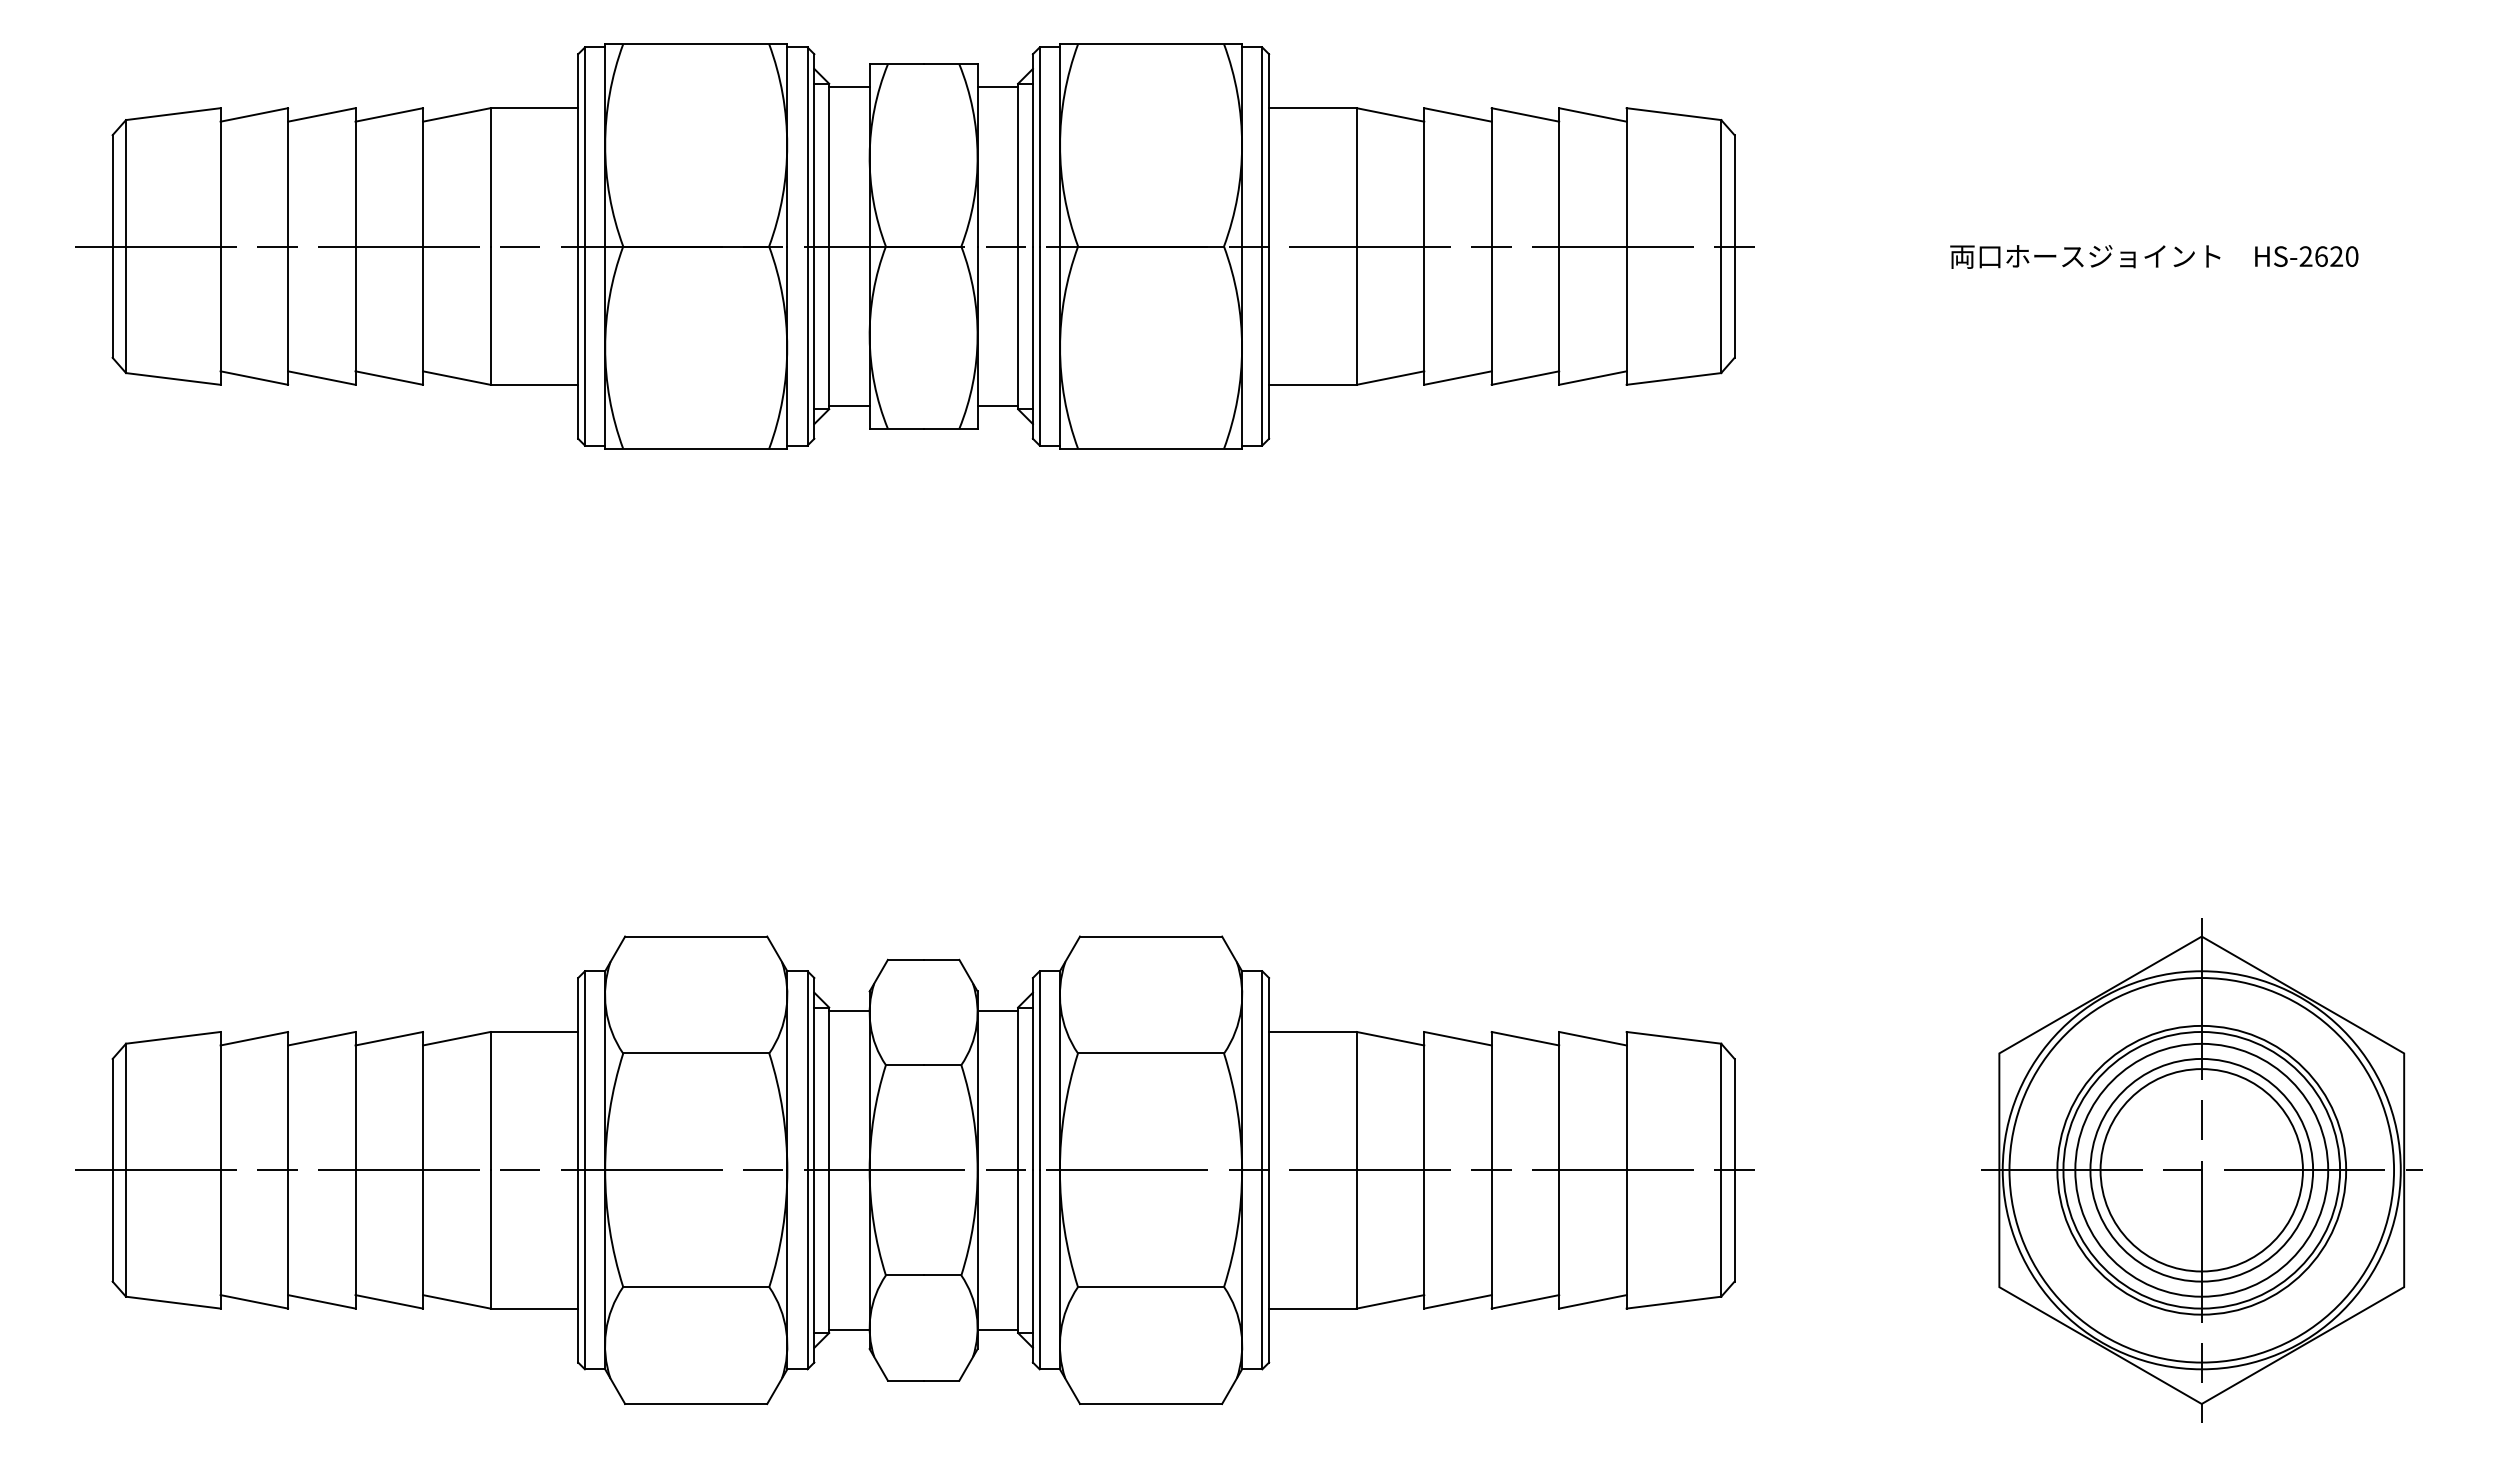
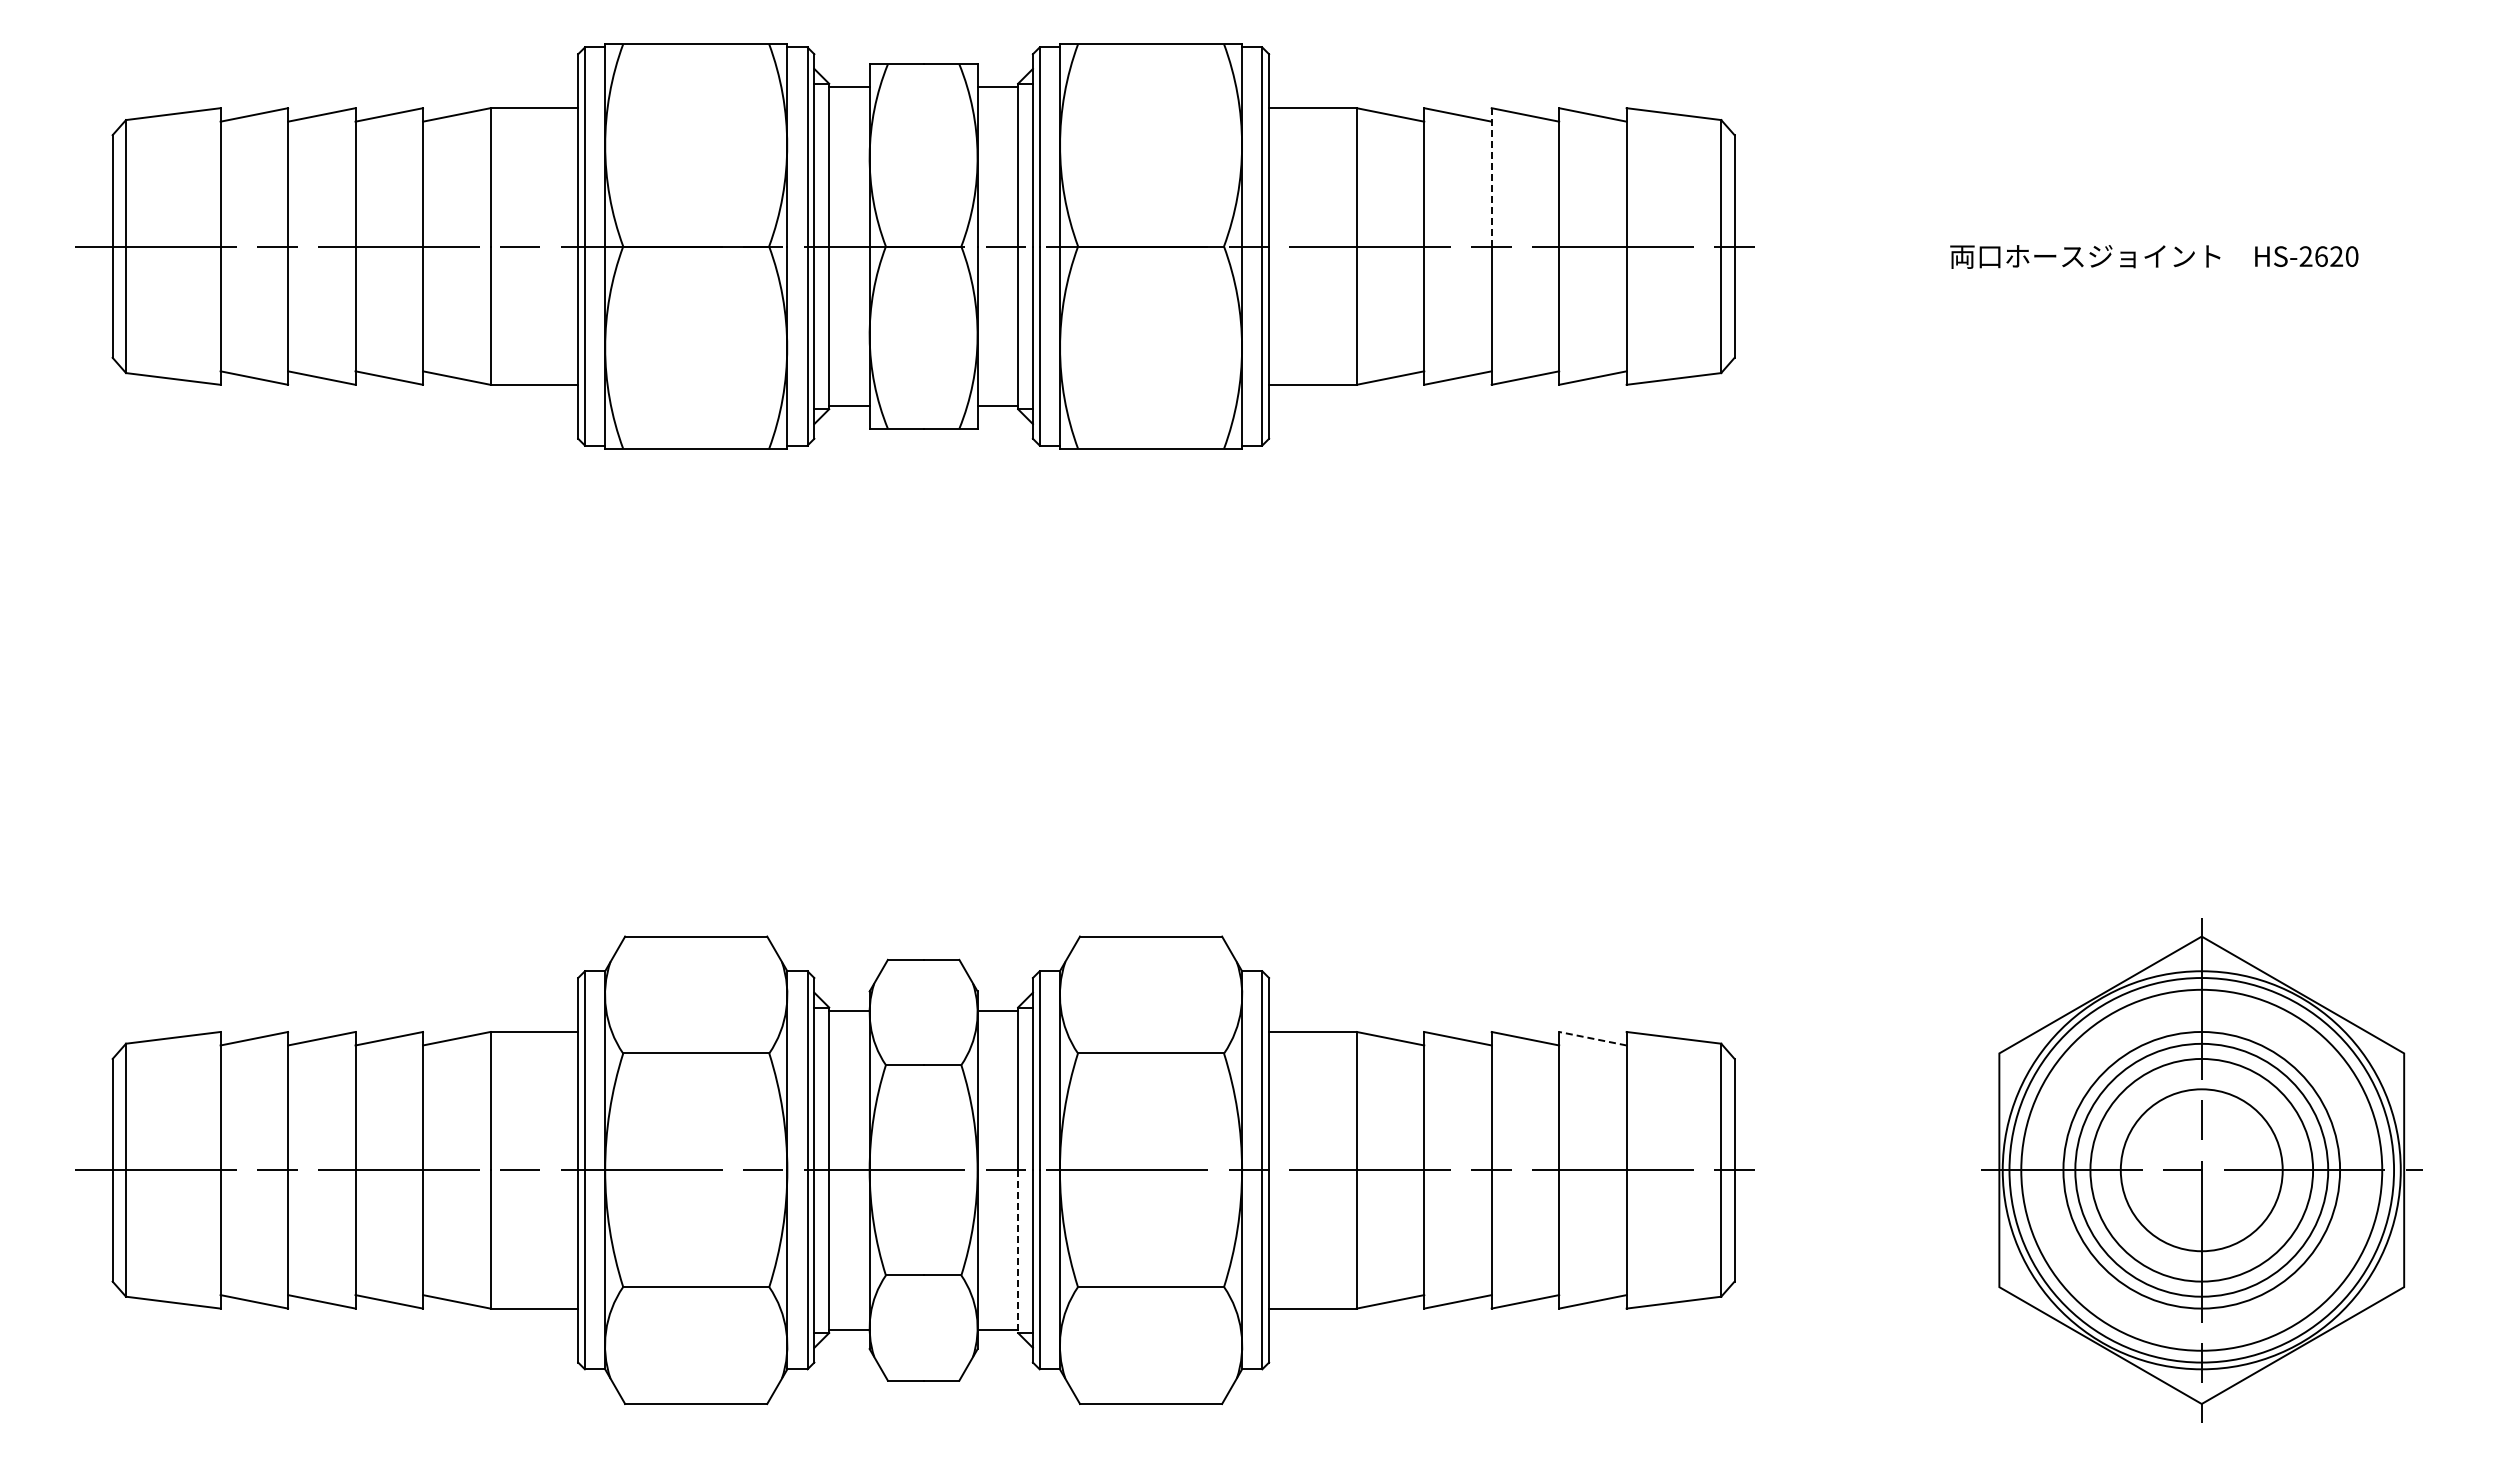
line: solid -> dashed (1491, 177)
line: solid -> dashed (1592, 1038)
circle diameter: 289 px -> 361 px (2201, 1169)
circle diameter: 202 px -> 162 px (2201, 1170)
line: solid -> dashed (1018, 1252)
